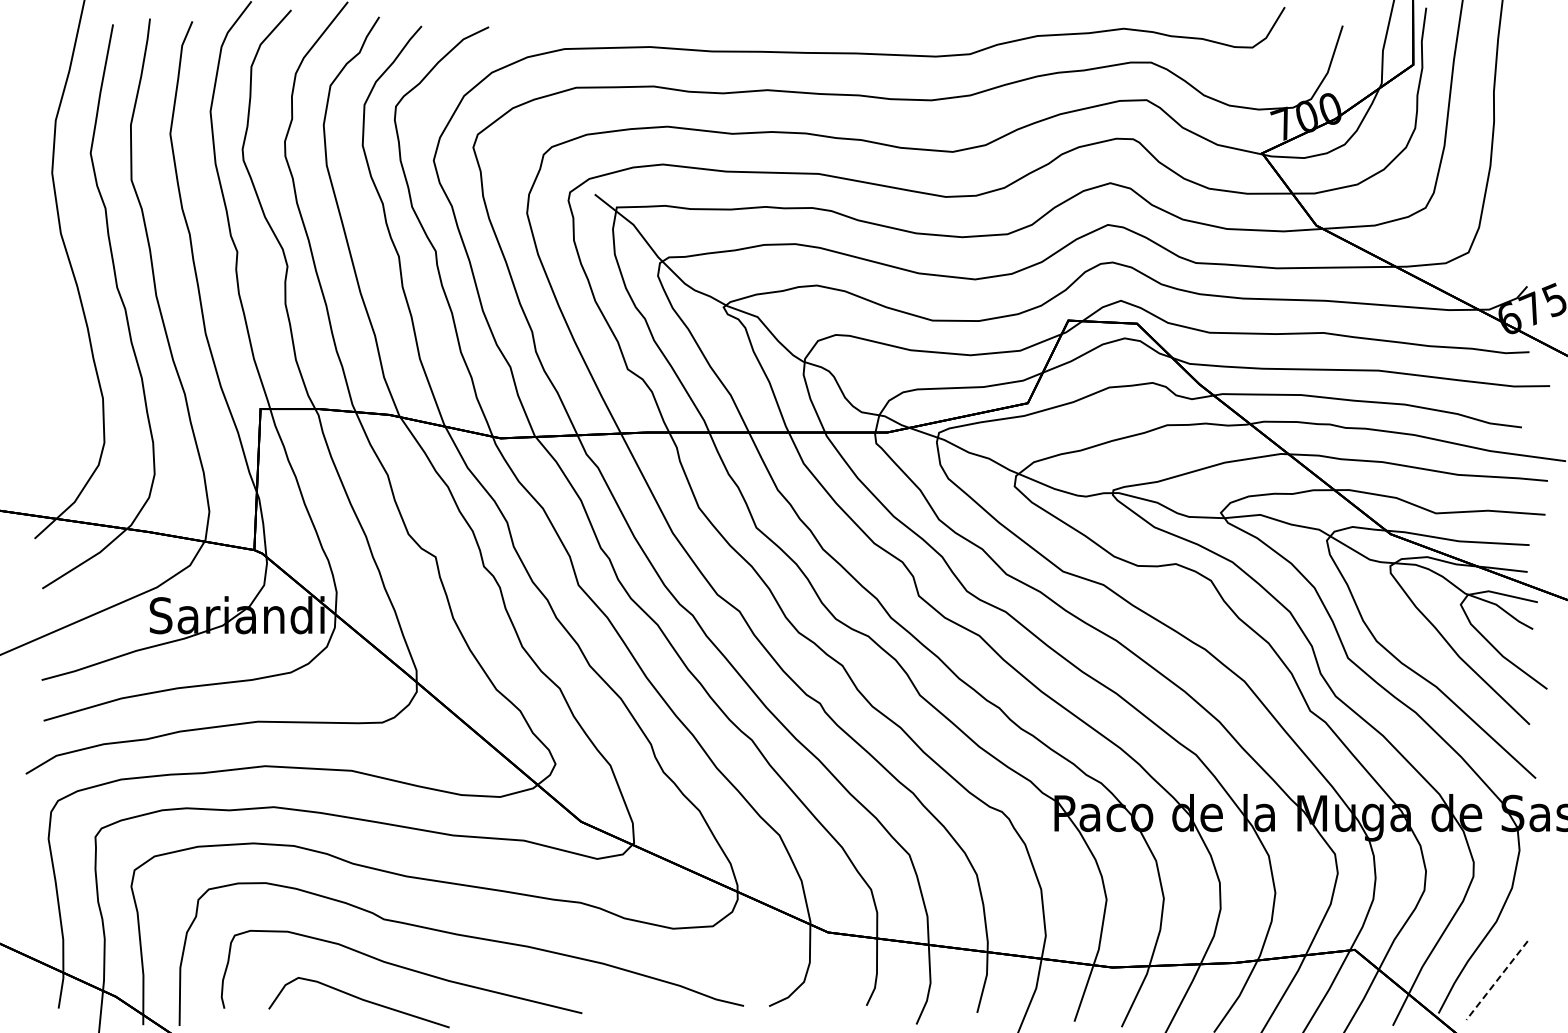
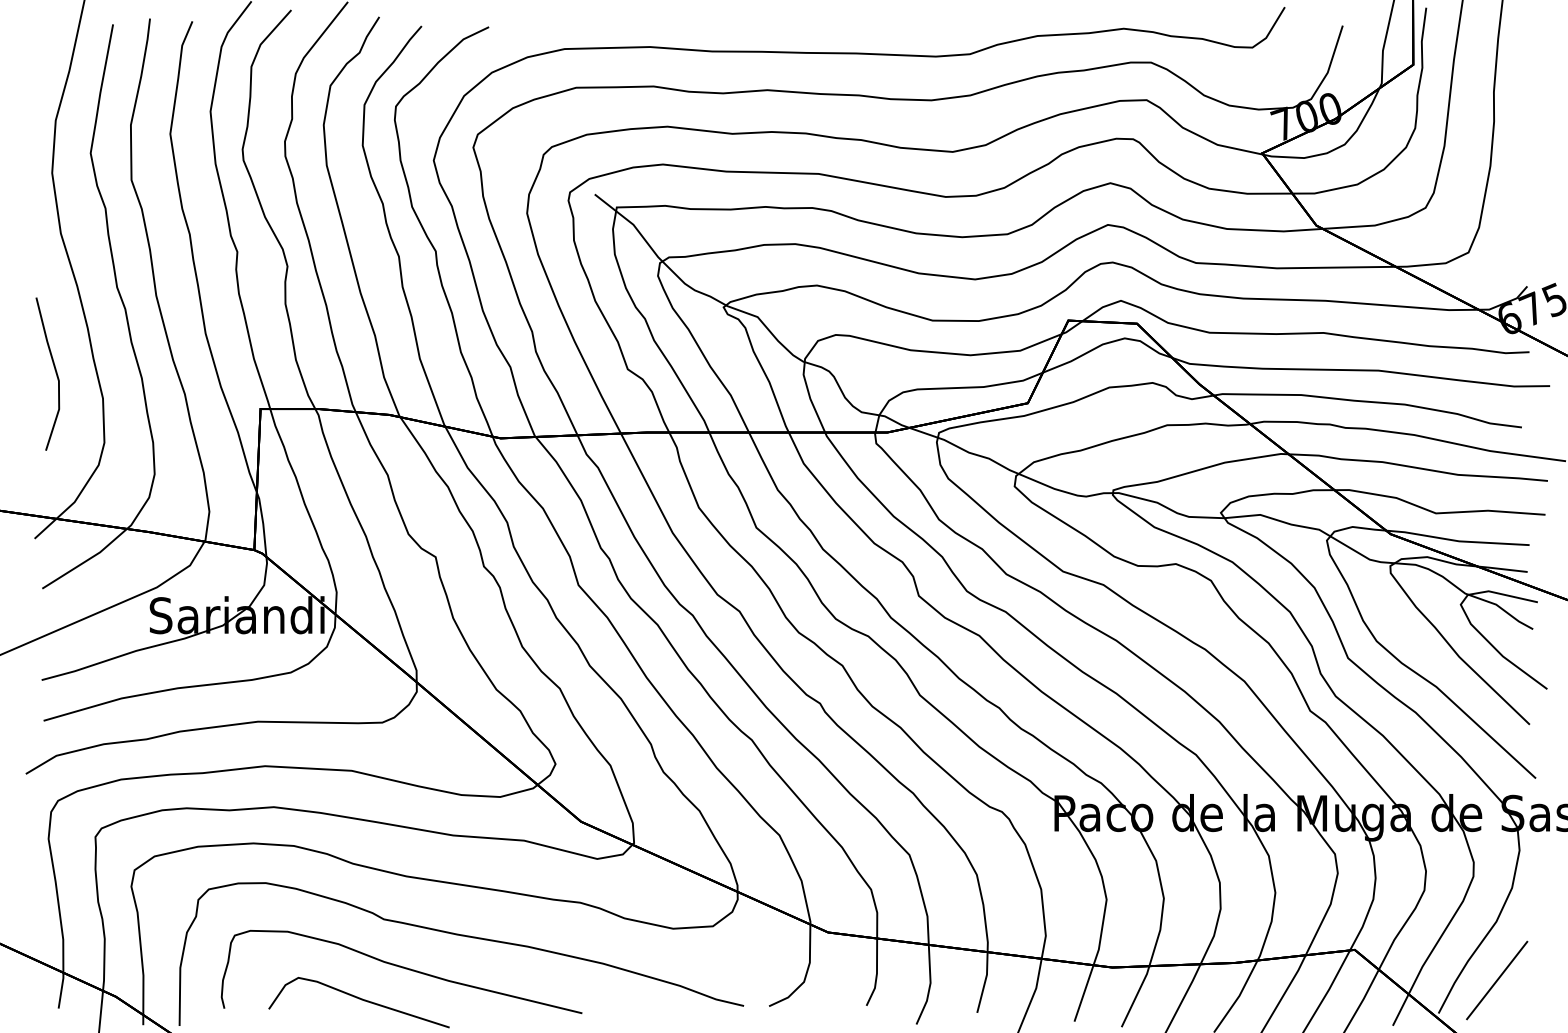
line: none -> present (54, 370)
line: dashed -> solid (1497, 980)
